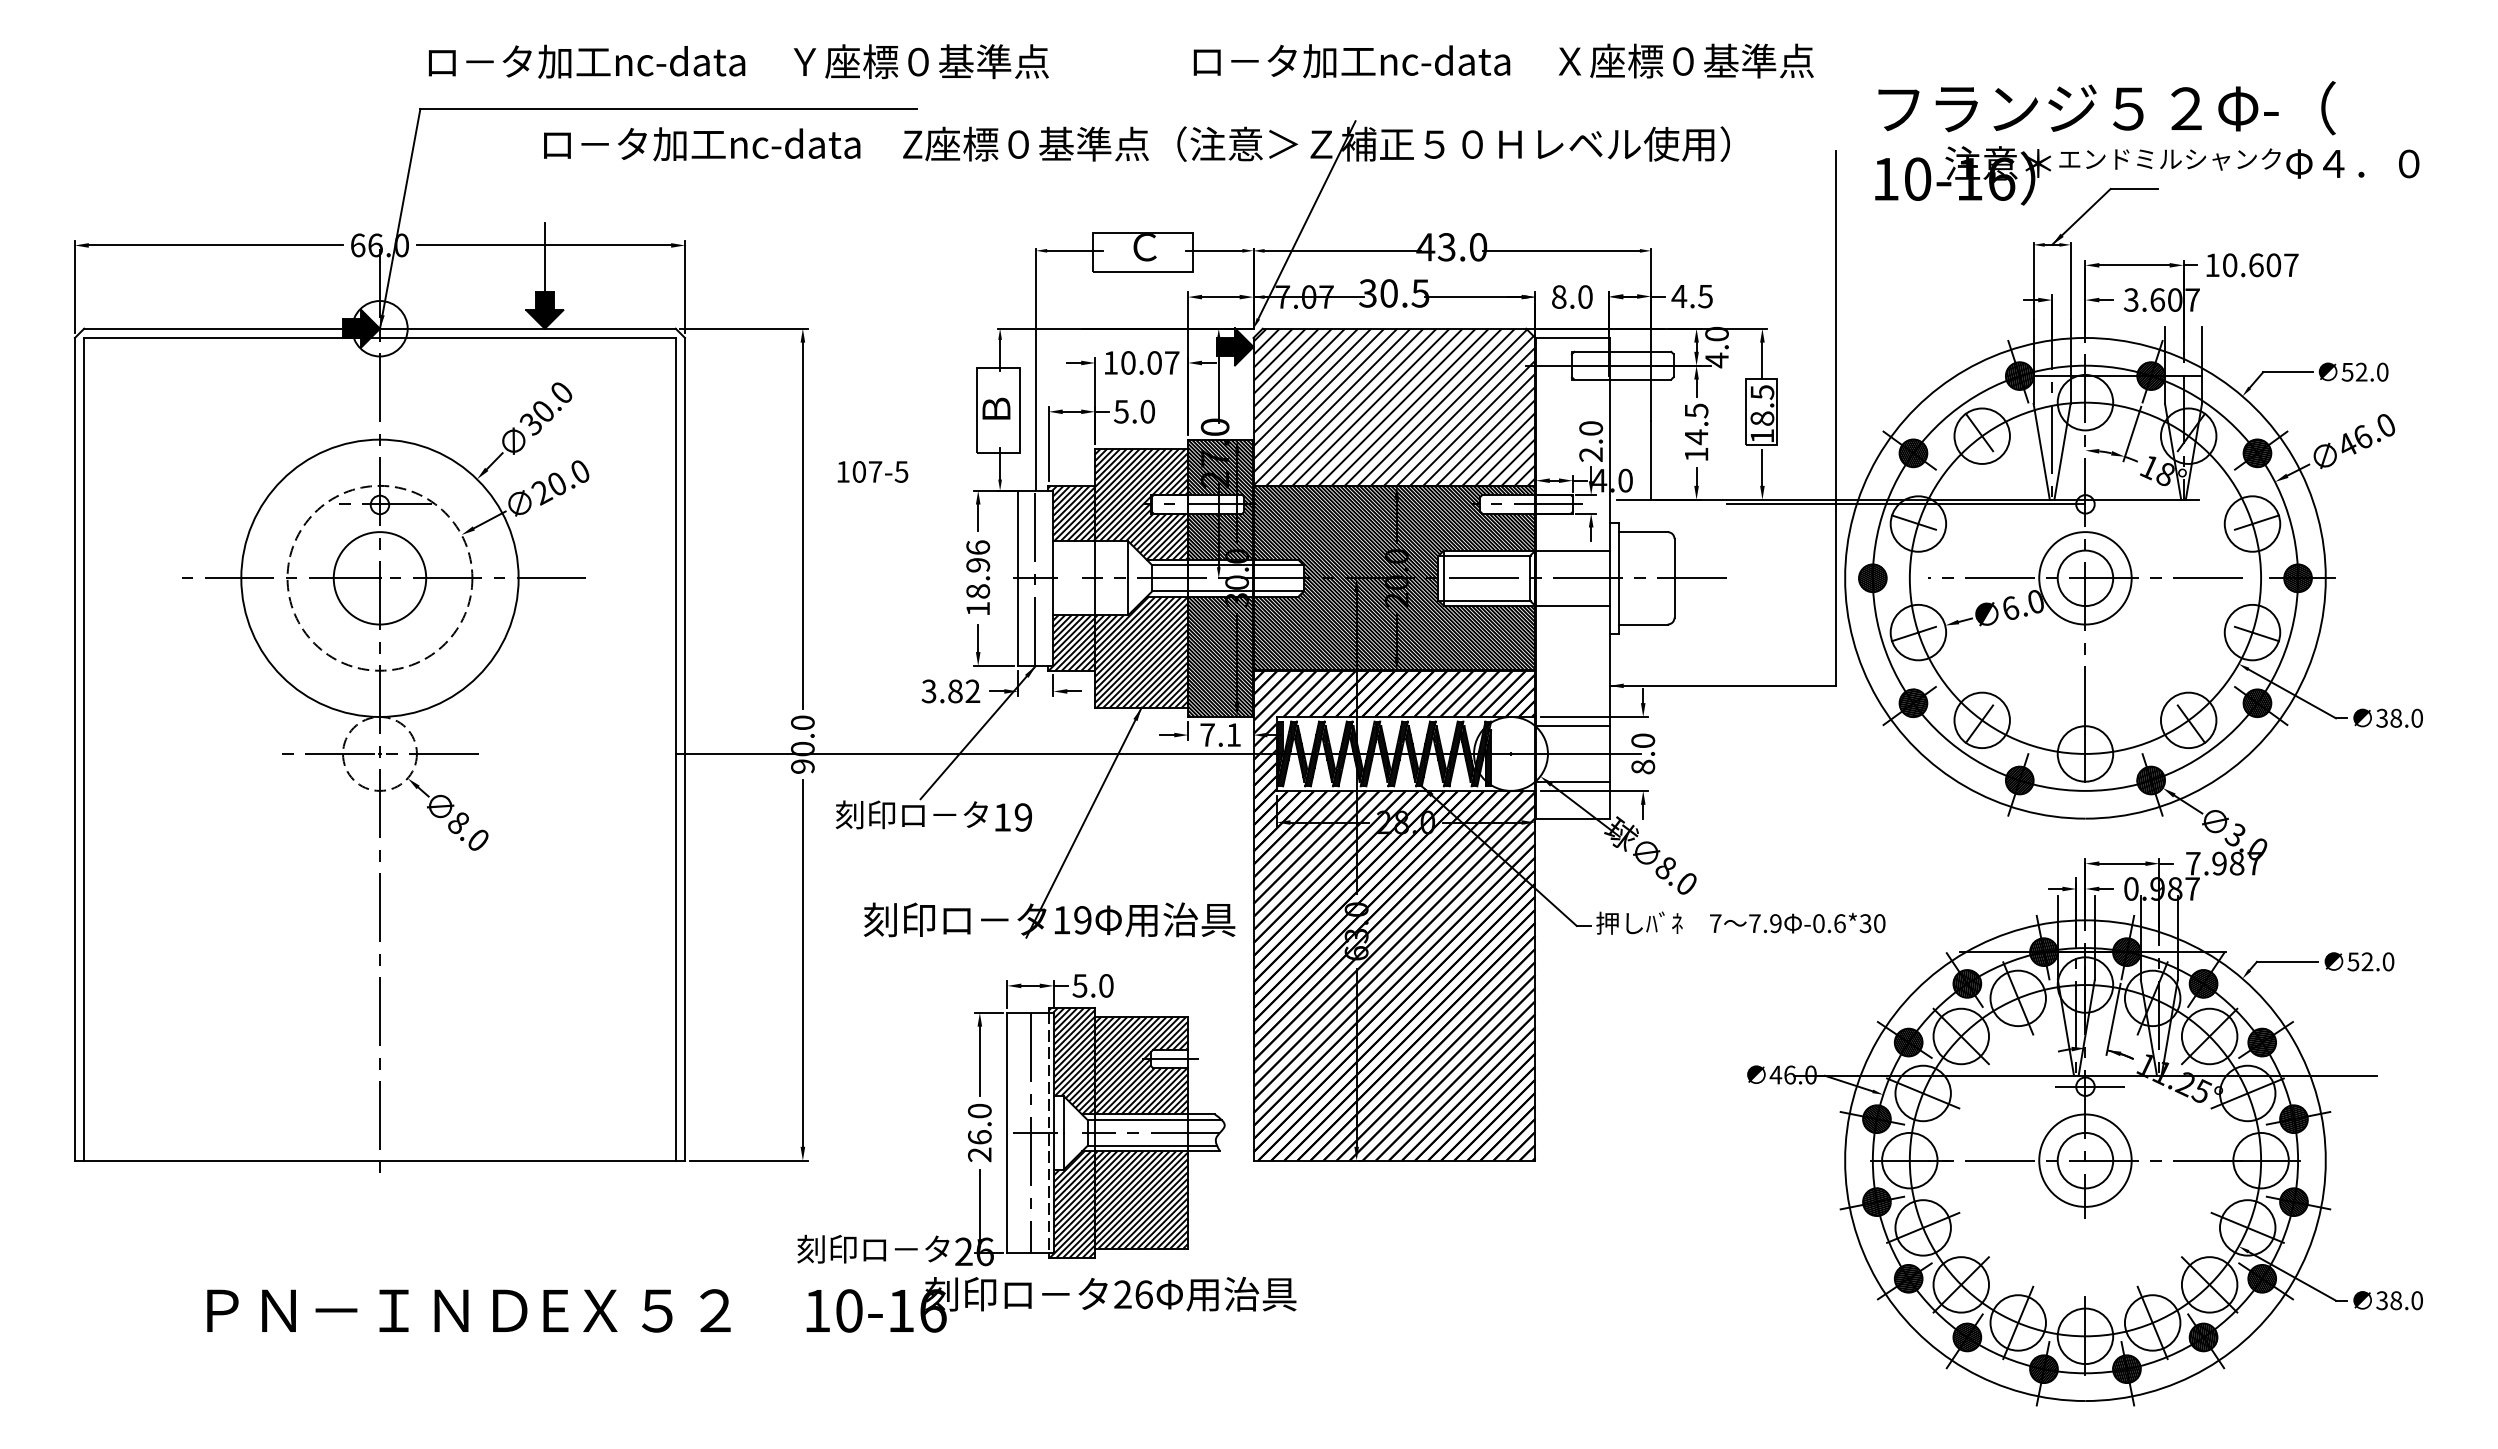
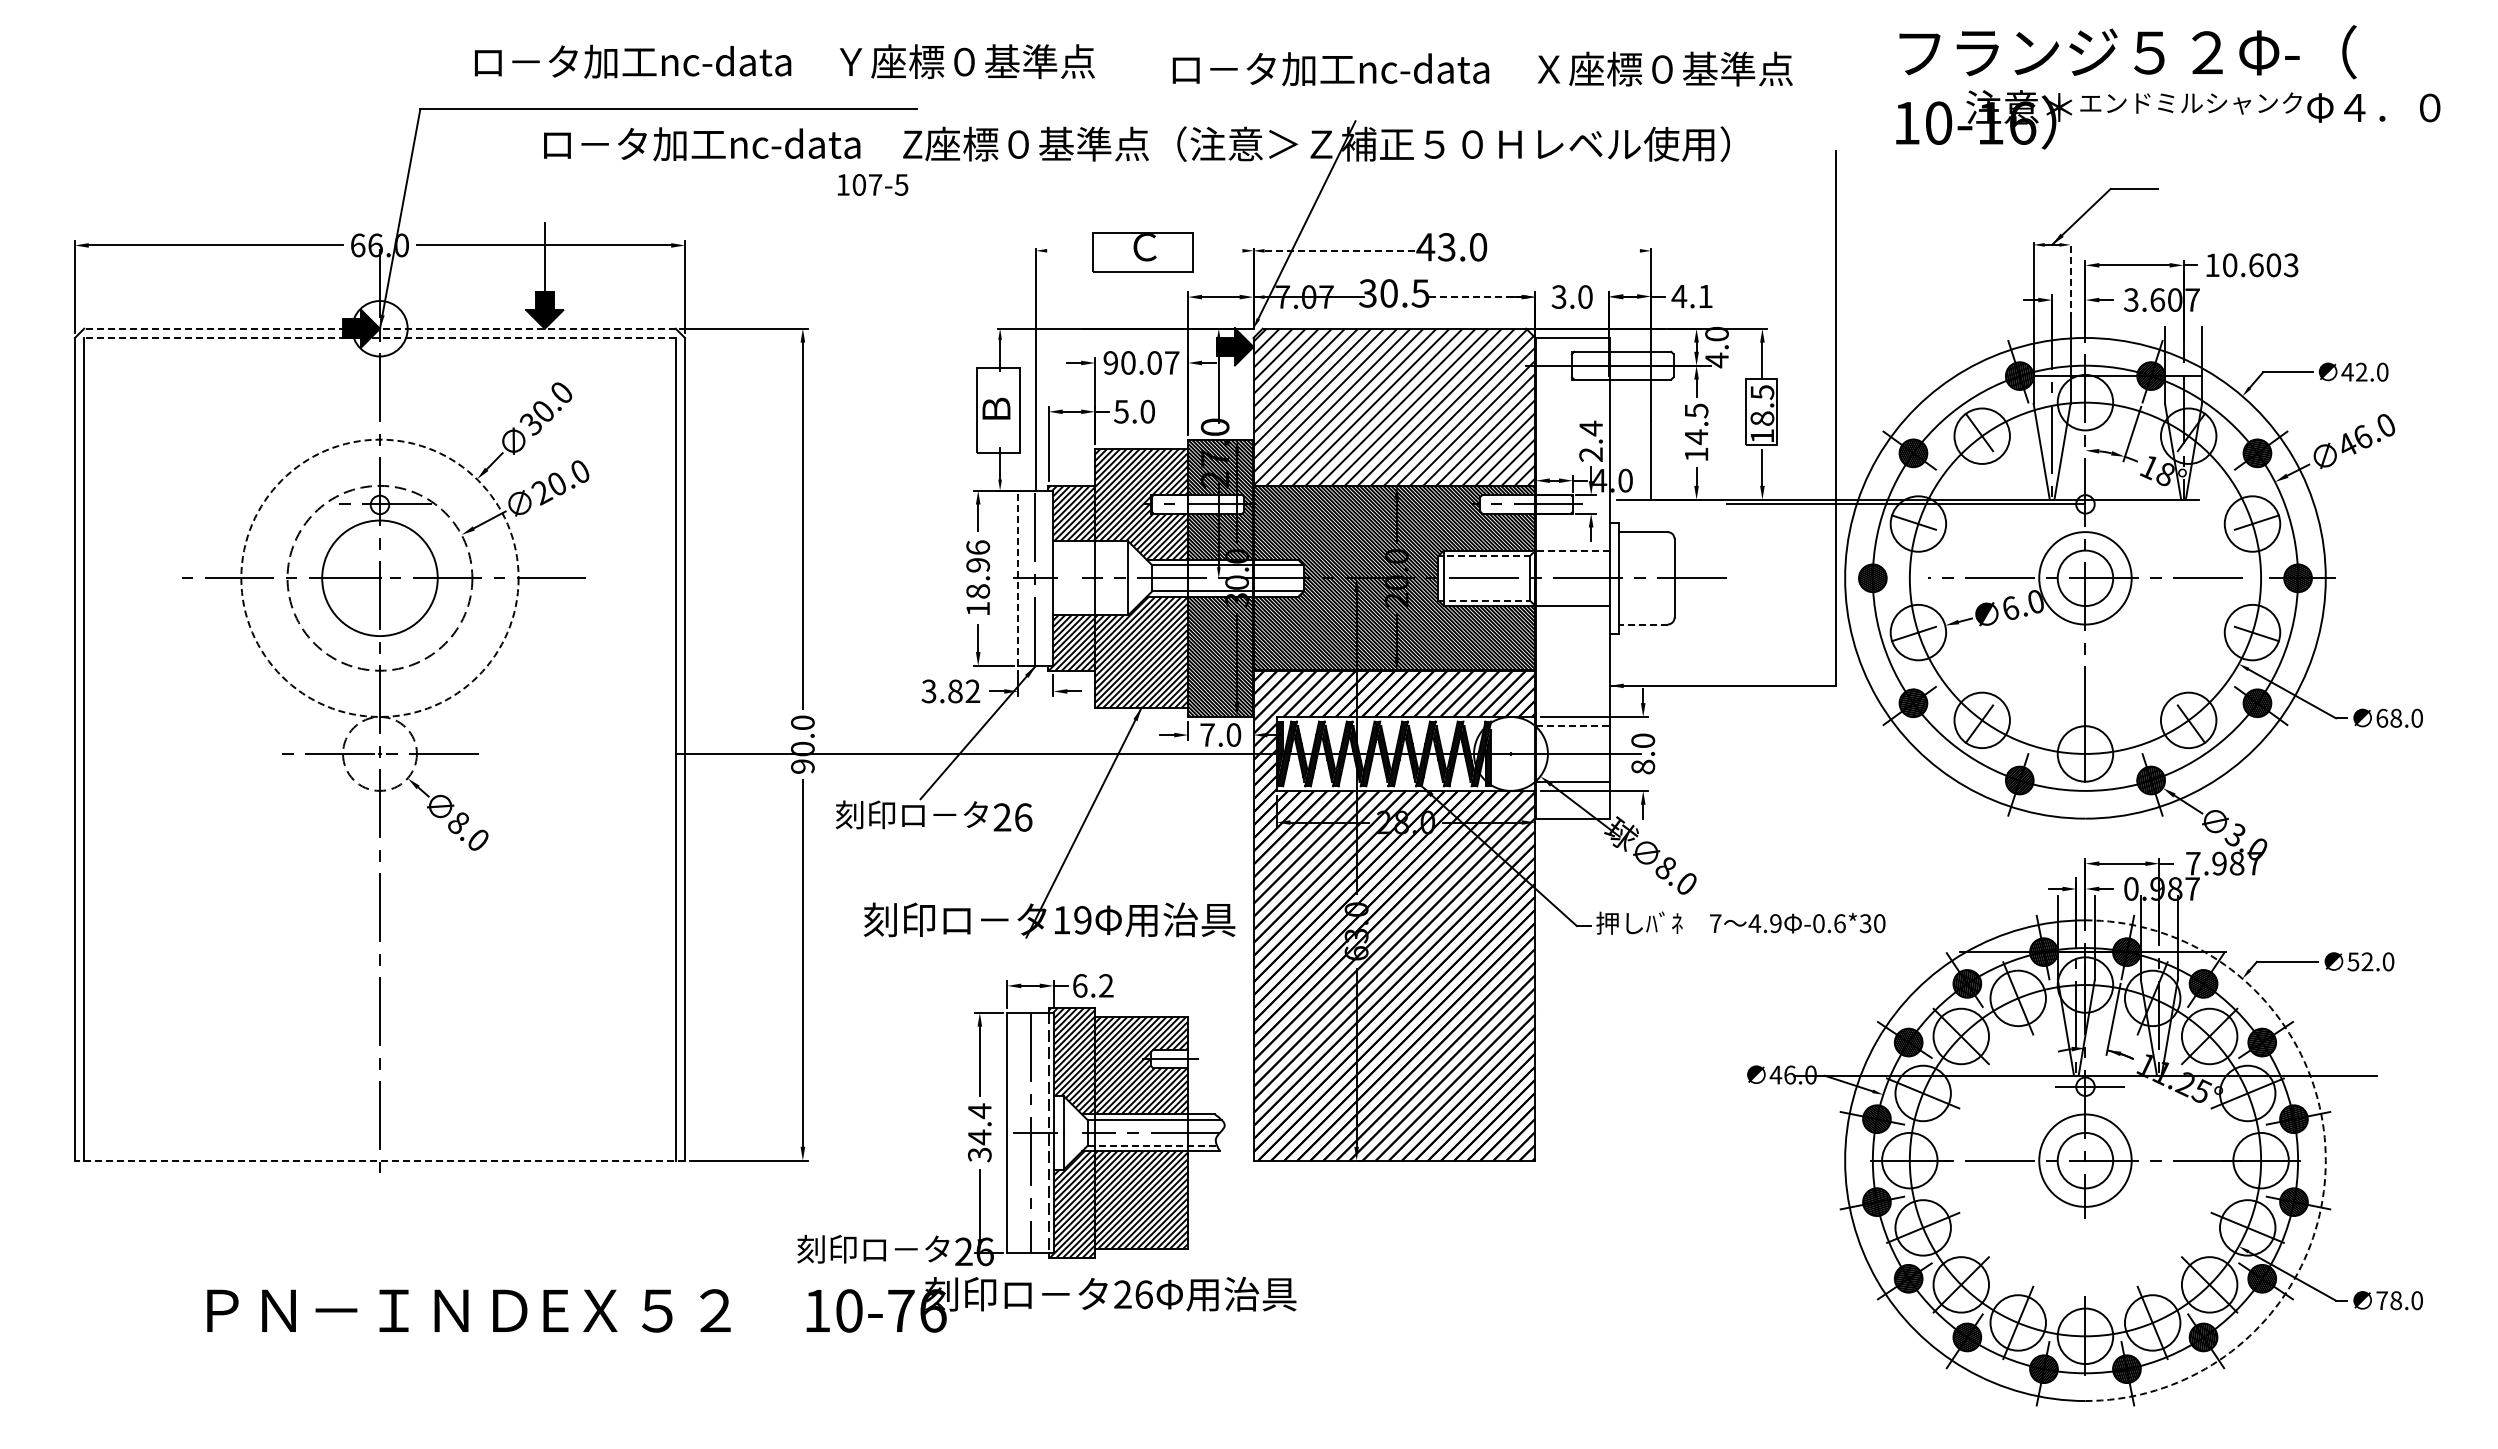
text position: (1503, 60) -> (1482, 68) (1482, 68)
text position: (738, 61) -> (784, 61) (784, 61)
text position: (2147, 143) -> (2168, 87) (2168, 87)
line: present -> none (1075, 250)
line: present -> none (1214, 250)
line: solid -> dashed (1343, 250)
line: present -> none (1561, 250)
text: 10.607 -> 10.603 (2290, 265)
line: solid -> dashed (2070, 281)
text: 8.0 -> 3.0 (1558, 296)
text: 4.5 -> 4.1 (1705, 296)
line: solid -> dashed (1474, 297)
line: solid -> dashed (379, 328)
line: solid -> dashed (379, 337)
text: 10.07 -> 90.07 (1110, 362)
text: 52.0 -> 42.0 (2347, 372)
text: 2.0 -> 2.4 (1591, 428)
text position: (872, 471) -> (872, 184) (872, 184)
line: solid -> dashed (1570, 550)
line: solid -> dashed (1484, 556)
circle: solid -> dashed (379, 577)
circle diameter: 92 px -> 116 px (379, 578)
line: solid -> dashed (1017, 578)
line: solid -> dashed (1485, 600)
line: solid -> dashed (1642, 624)
text: 38.0 -> 68.0 (2382, 717)
line: solid -> dashed (1572, 726)
text: 7.1 -> 7.0 (1233, 734)
text: 19 -> 26 (1012, 817)
text: 7.9 -> 4.9 (1754, 923)
text: 5.0 -> 6.2 (1092, 985)
text: 26.0 -> 34.4 (979, 1132)
line: solid -> dashed (1152, 1145)
line: solid -> dashed (379, 1160)
arc: solid -> dashed (2325, 1160)
text: 38.0 -> 78.0 (2382, 1300)
text: 10-16 -> 10-76 (901, 1310)
